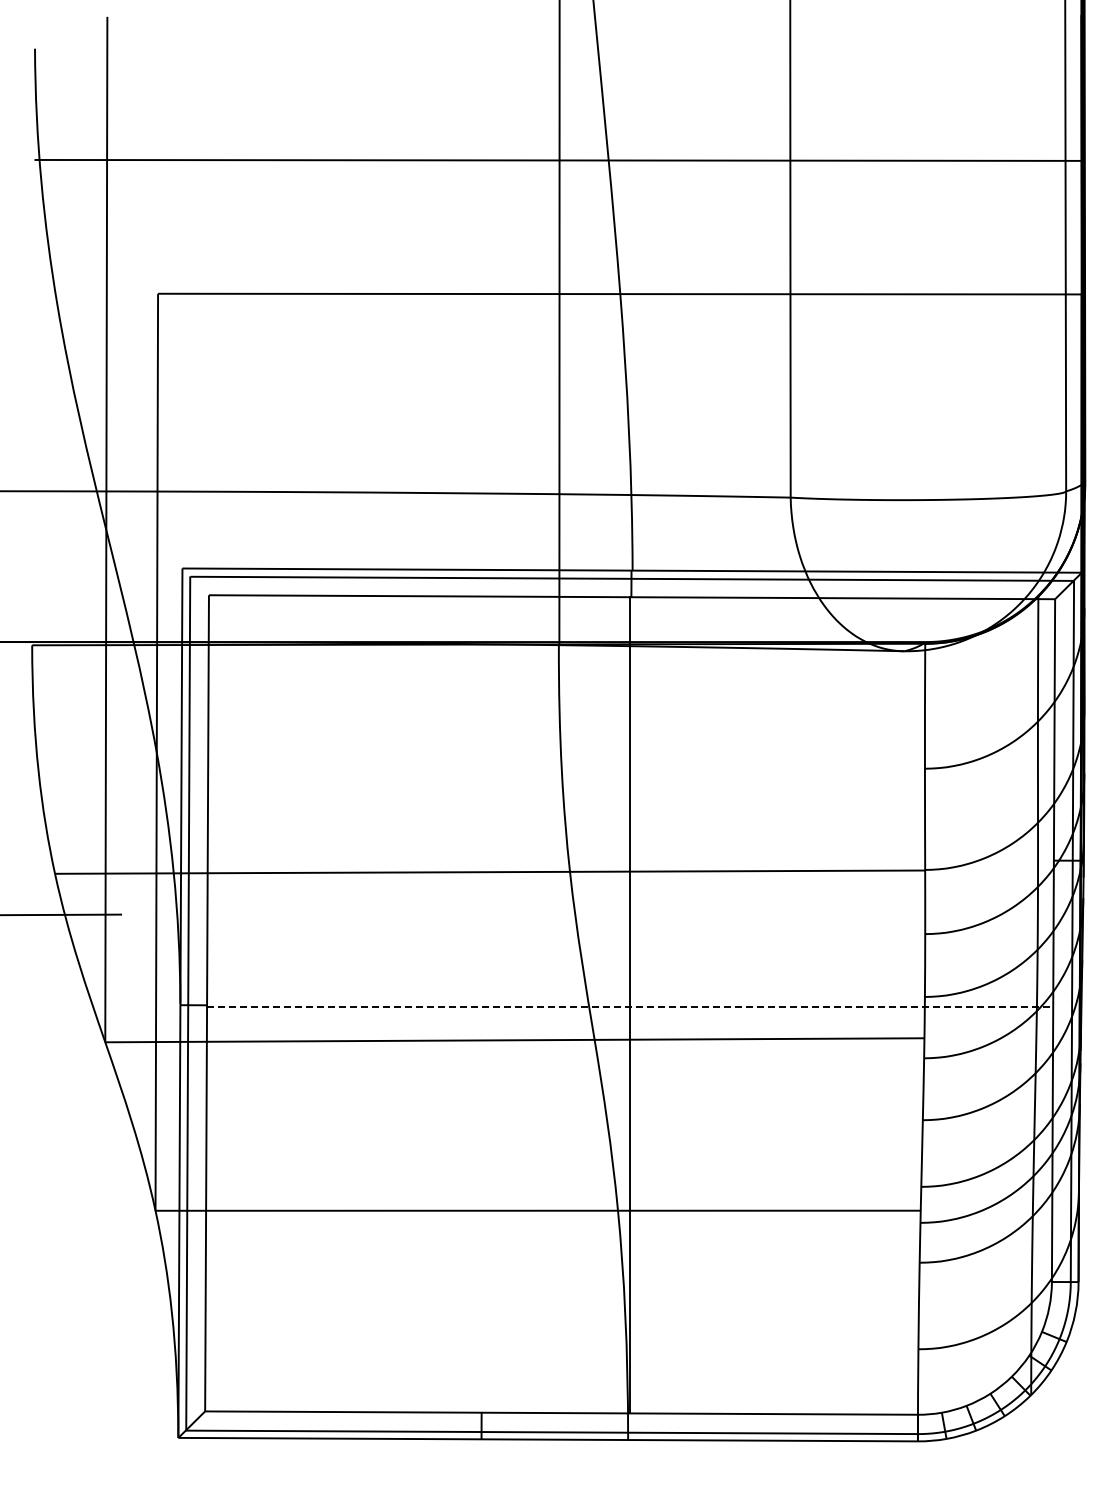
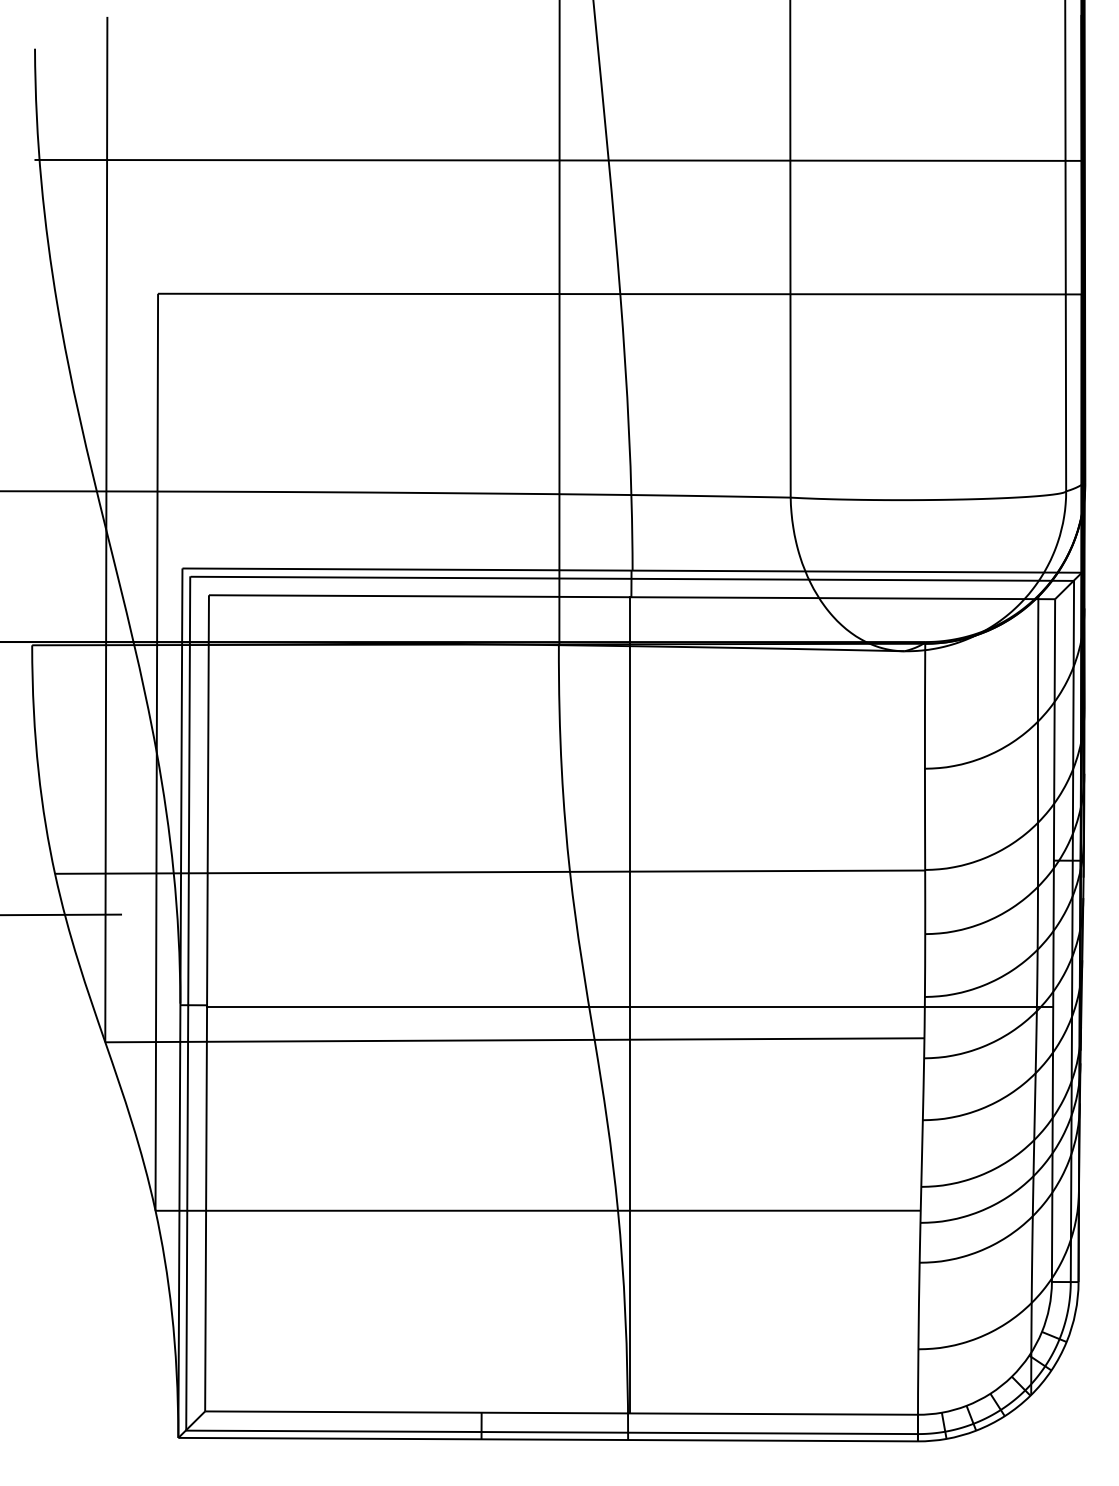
line: dashed -> solid (630, 1006)
